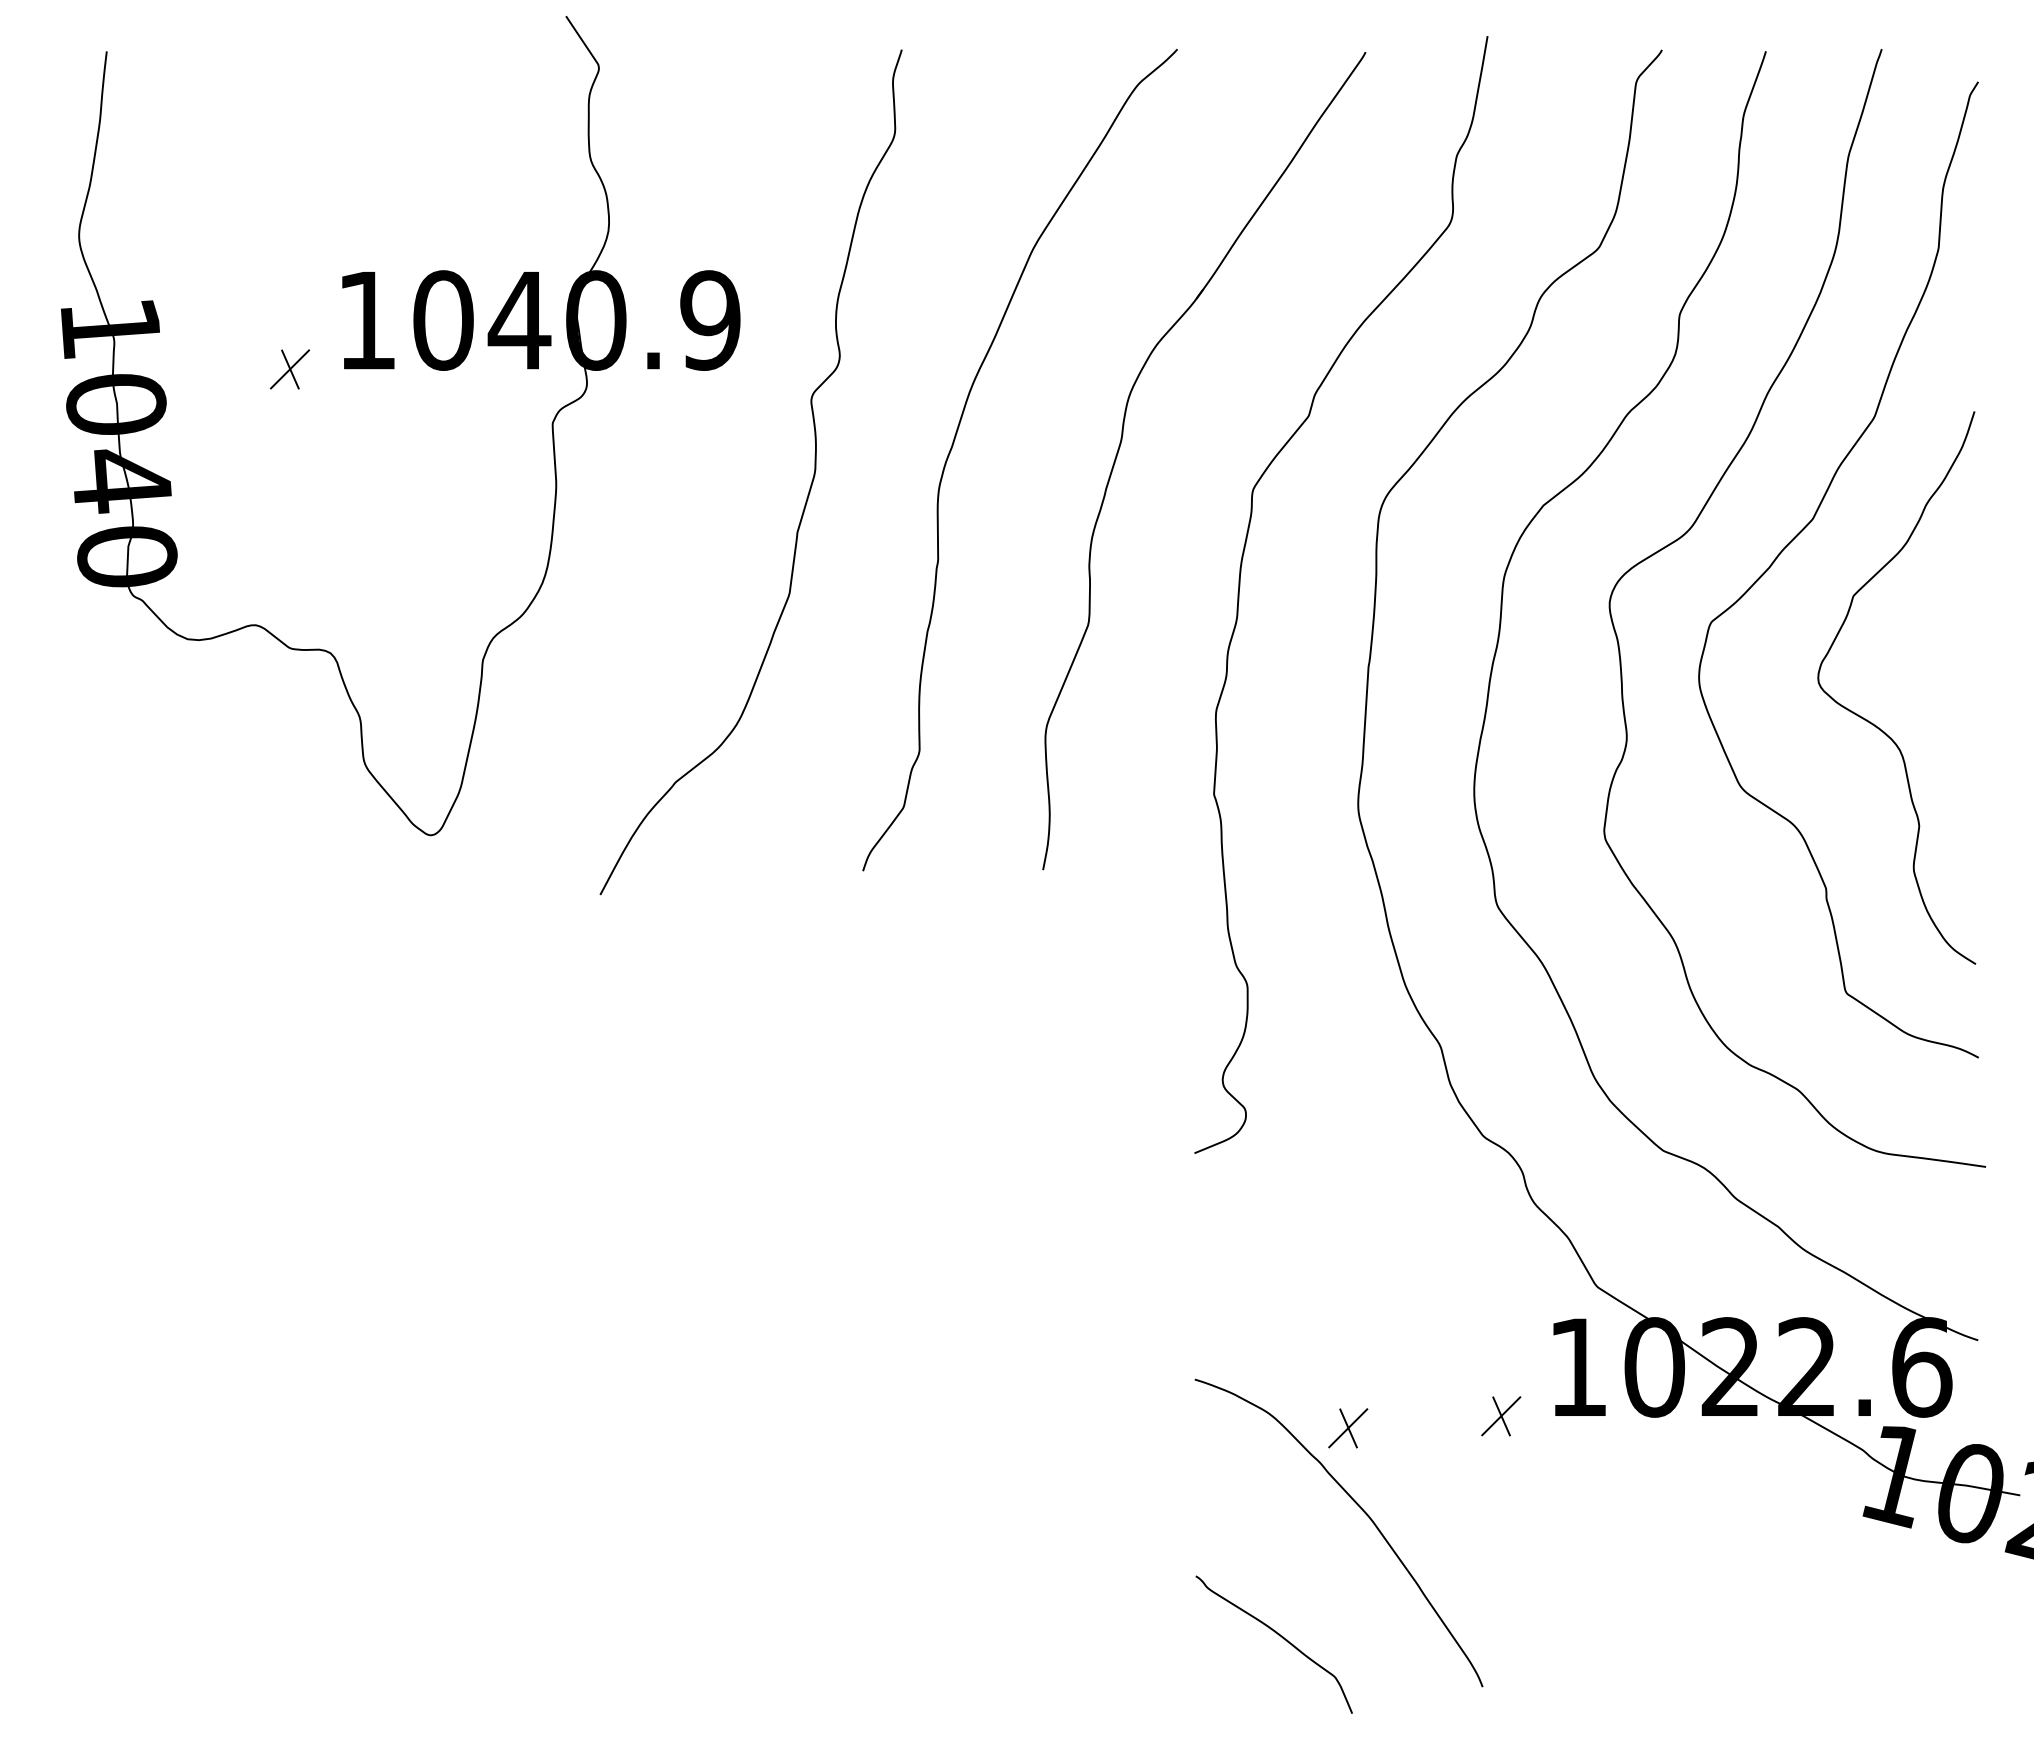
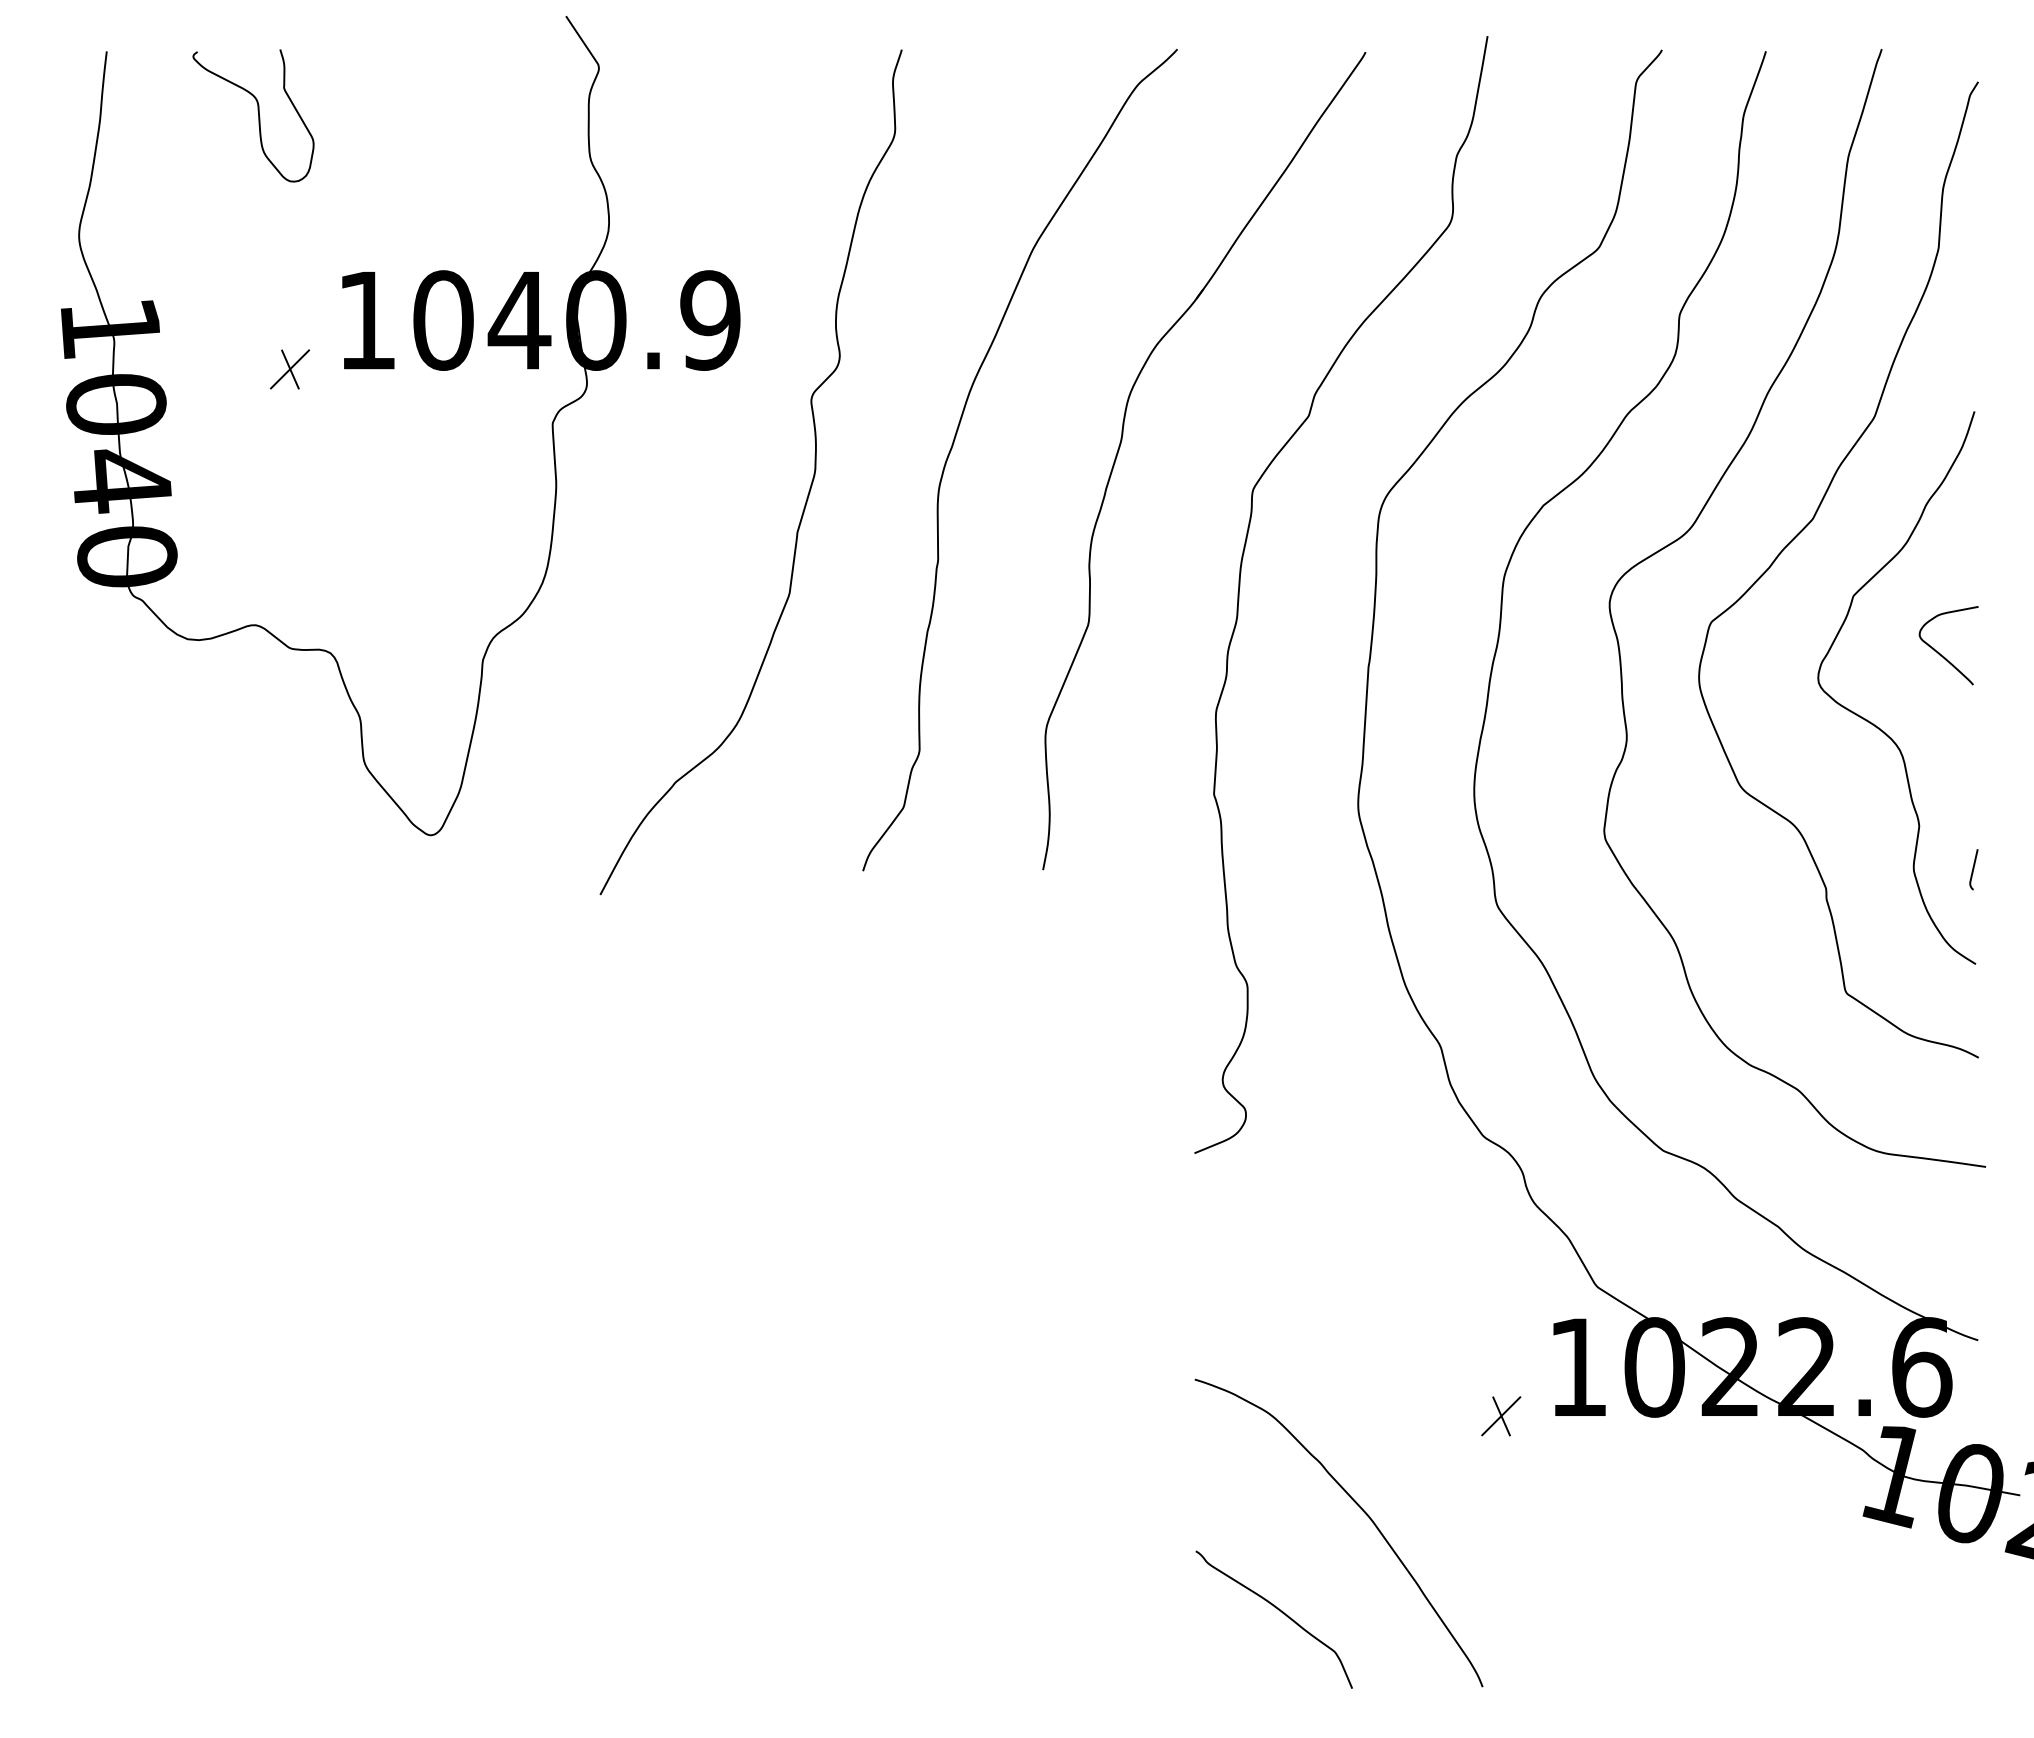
curve: none -> present (258, 115)
curve: none -> present (1940, 653)
curve: none -> present (1973, 869)
part: present -> none (1348, 1428)
curve position: (1279, 1636) -> (1279, 1611) (1279, 1611)
